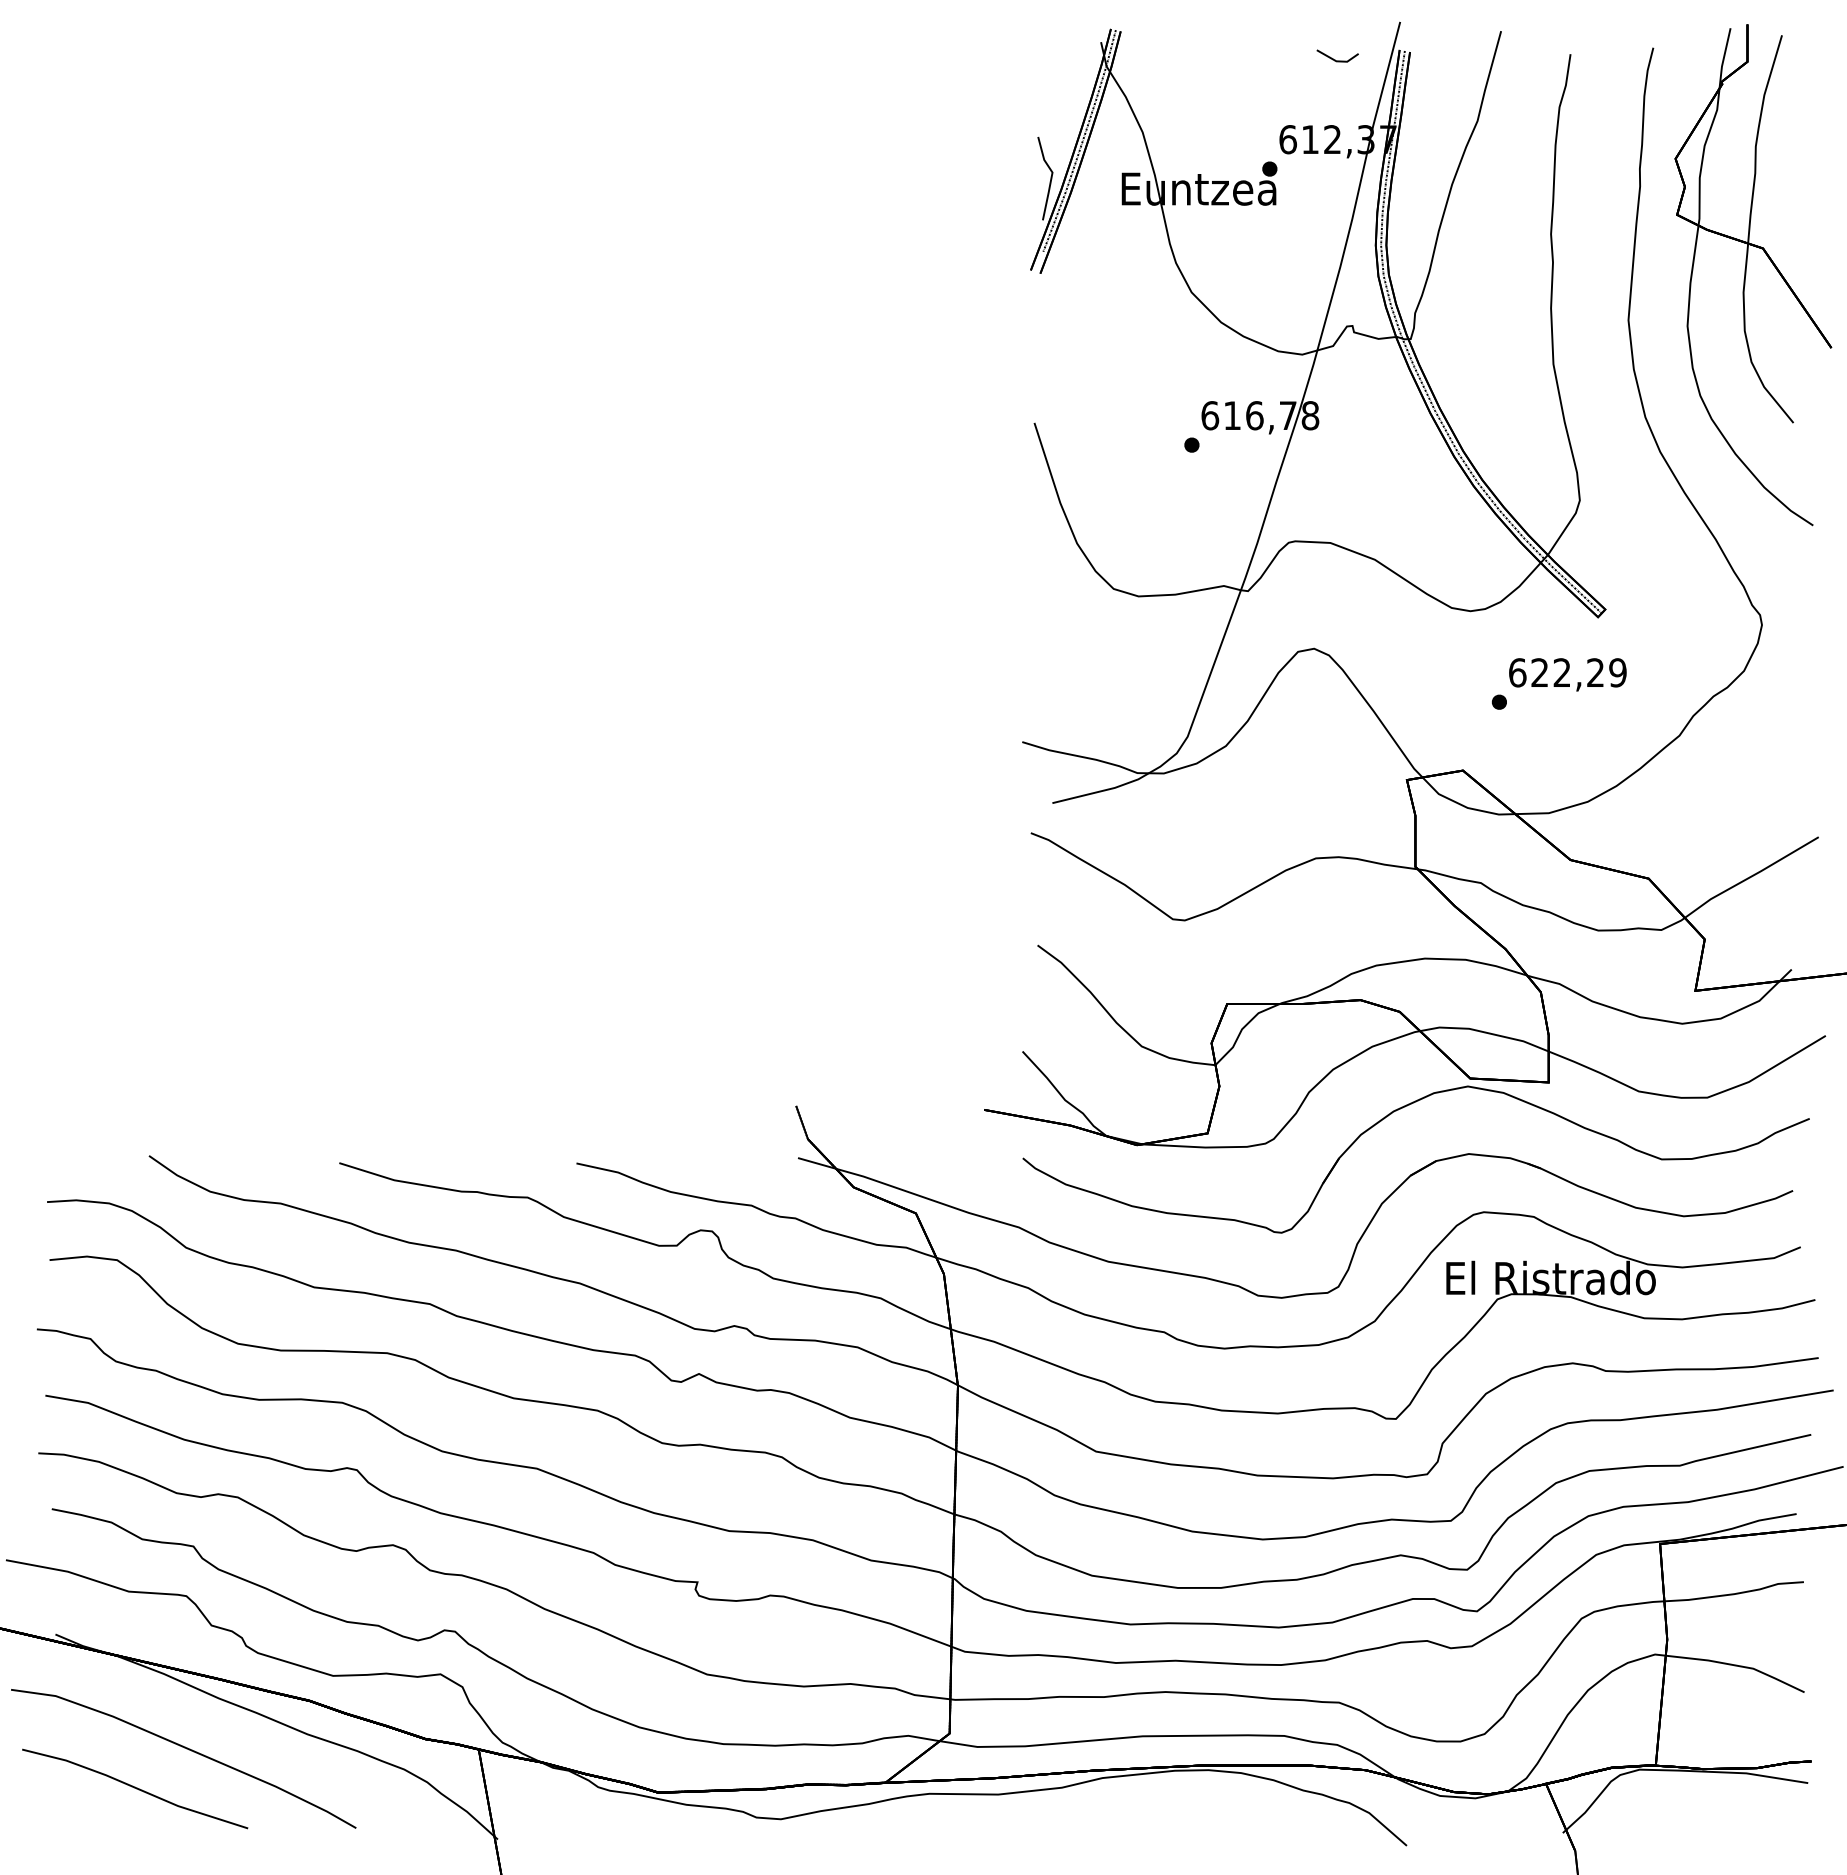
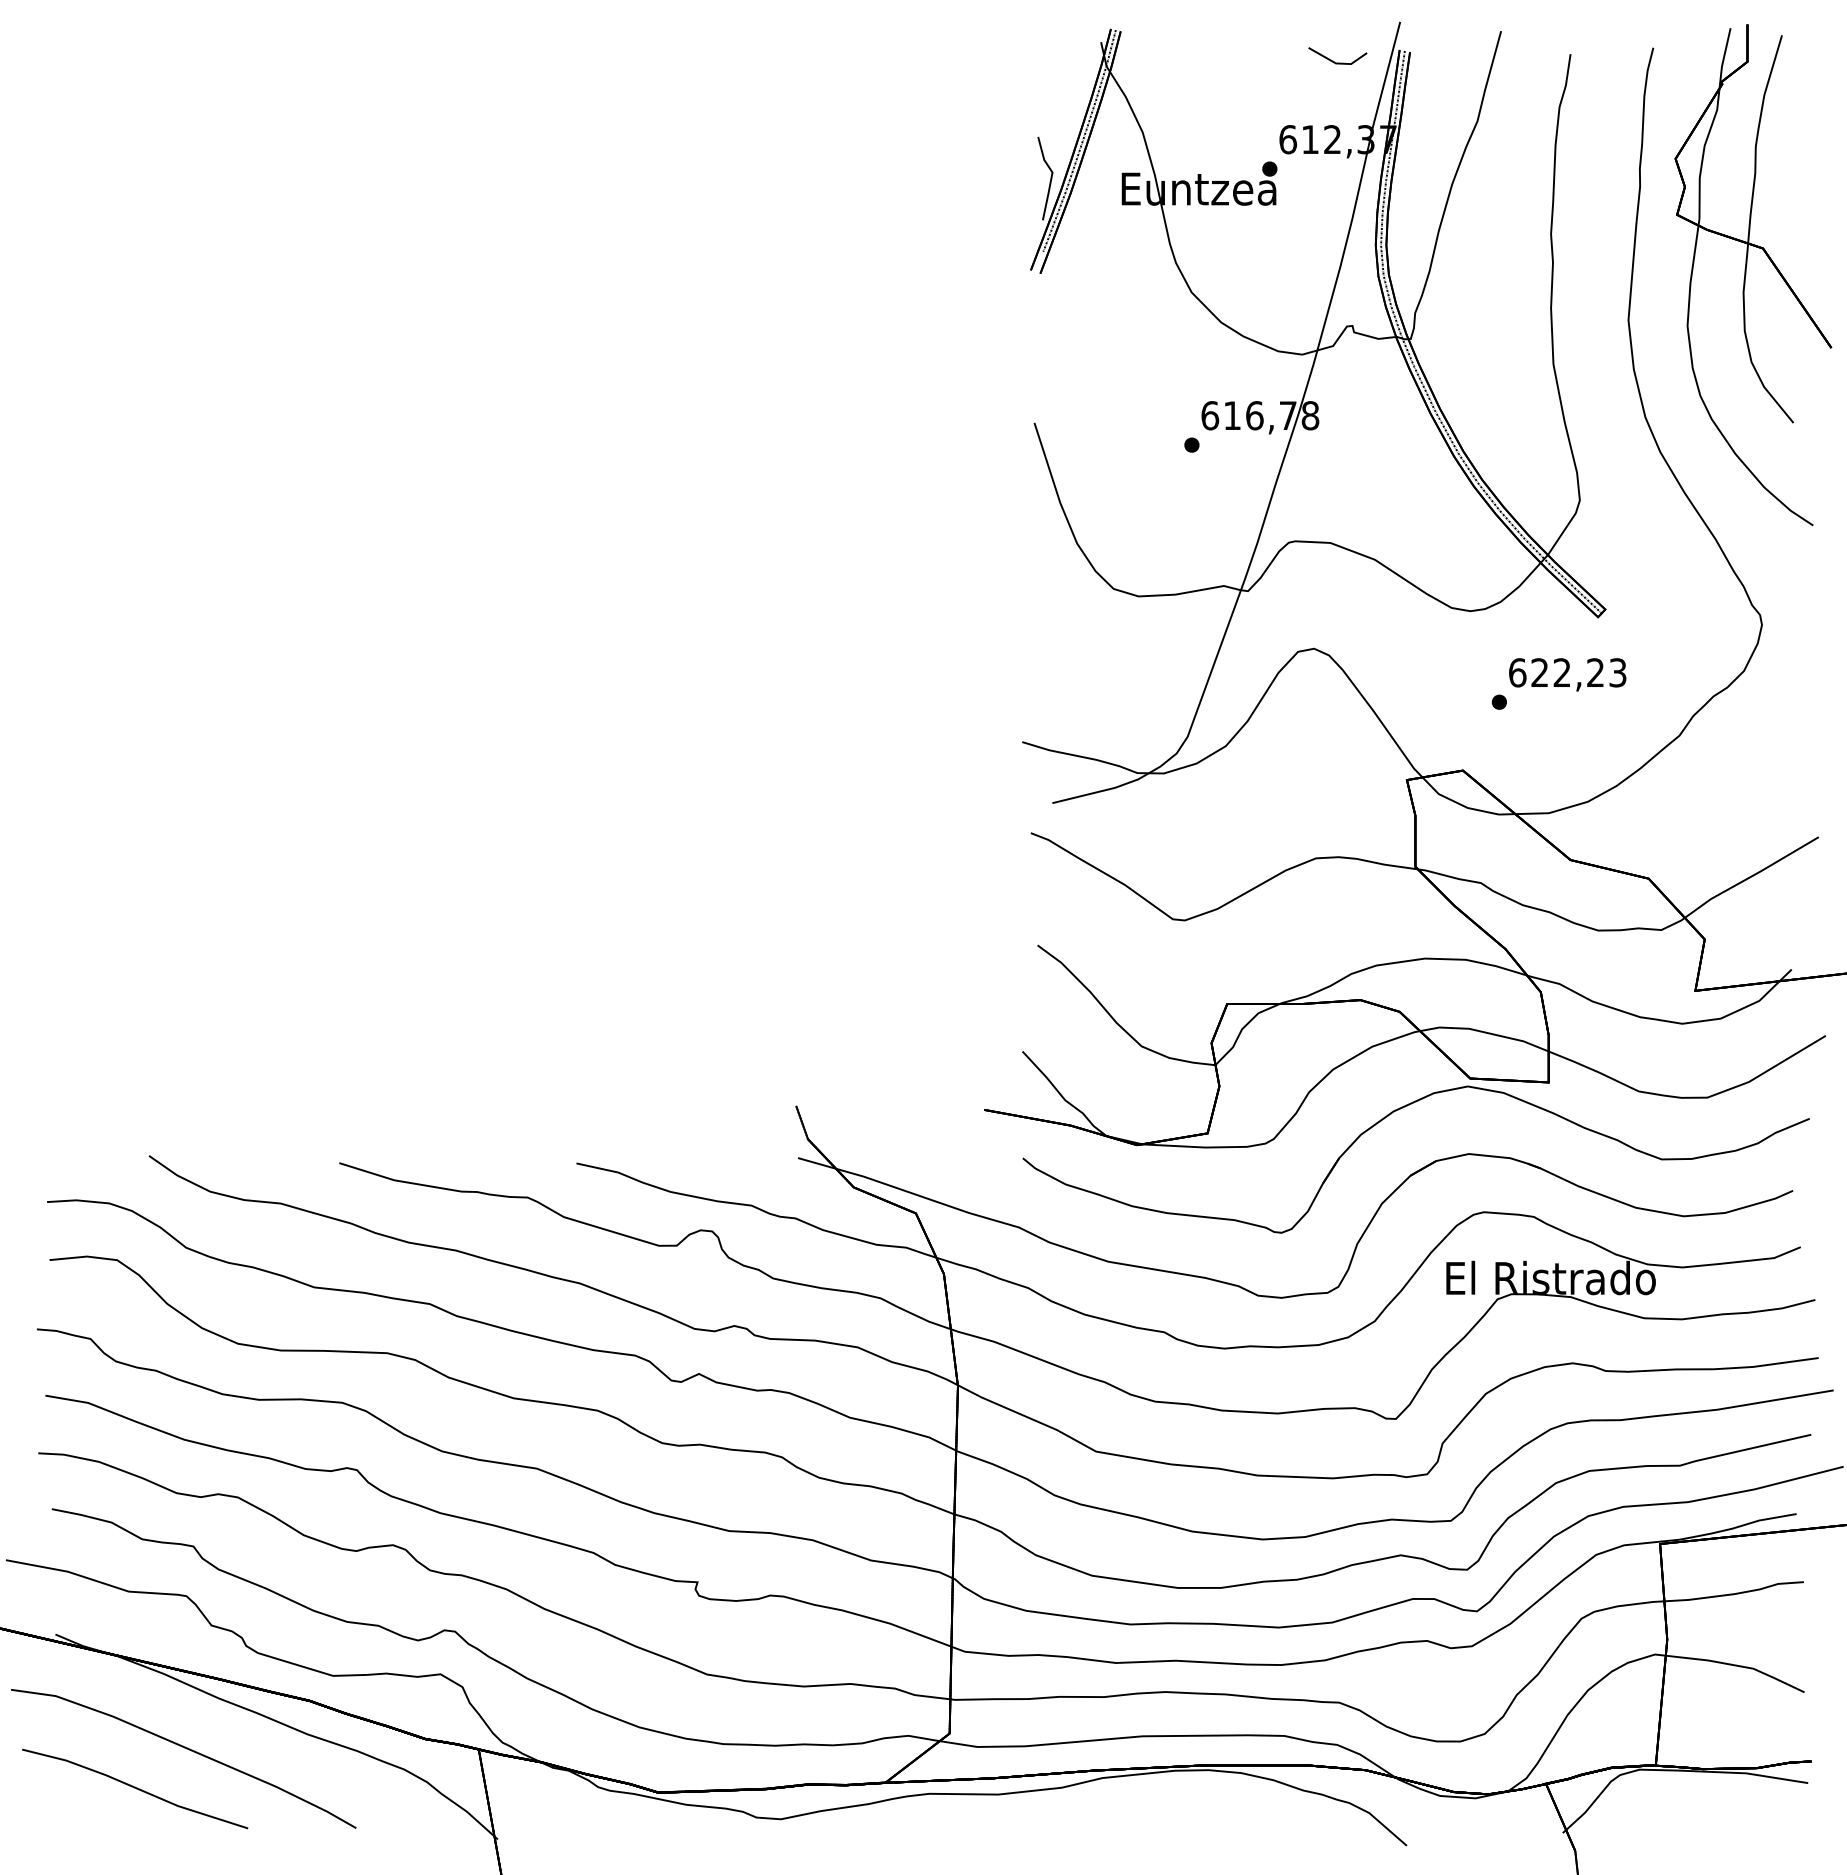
part size: 43x14 px -> 60x18 px (1337, 55)
text: 622,29 -> 622,23 (1617, 672)
